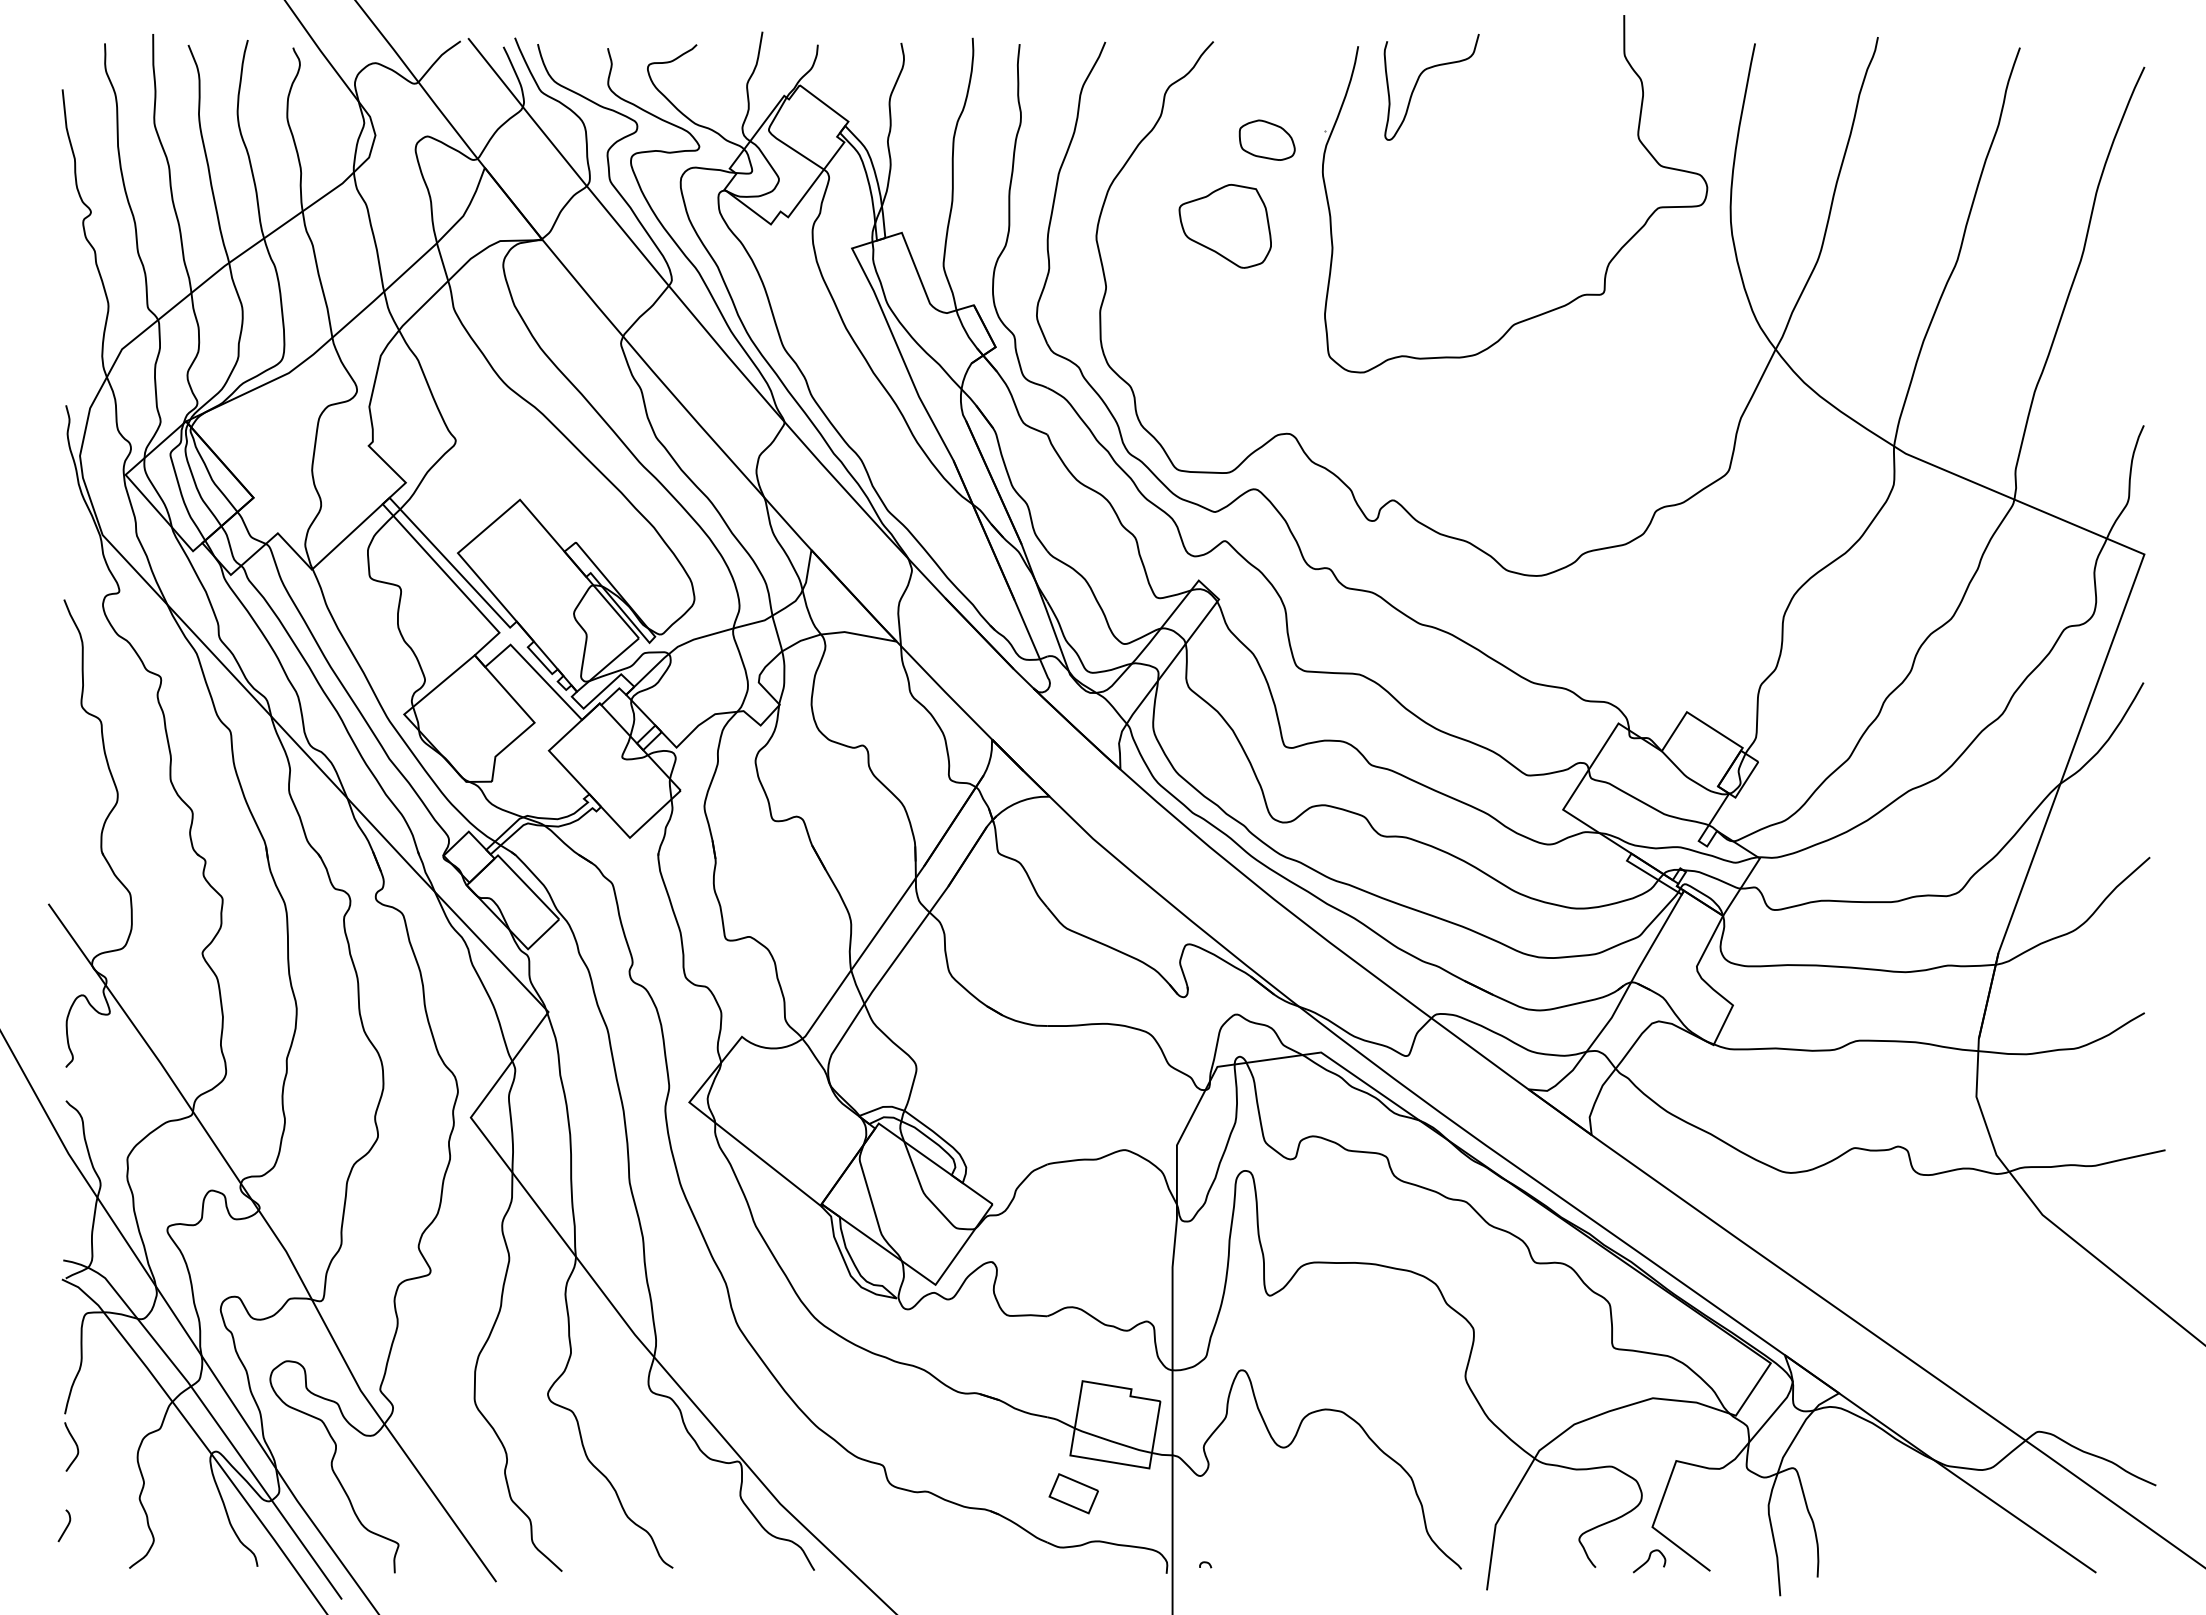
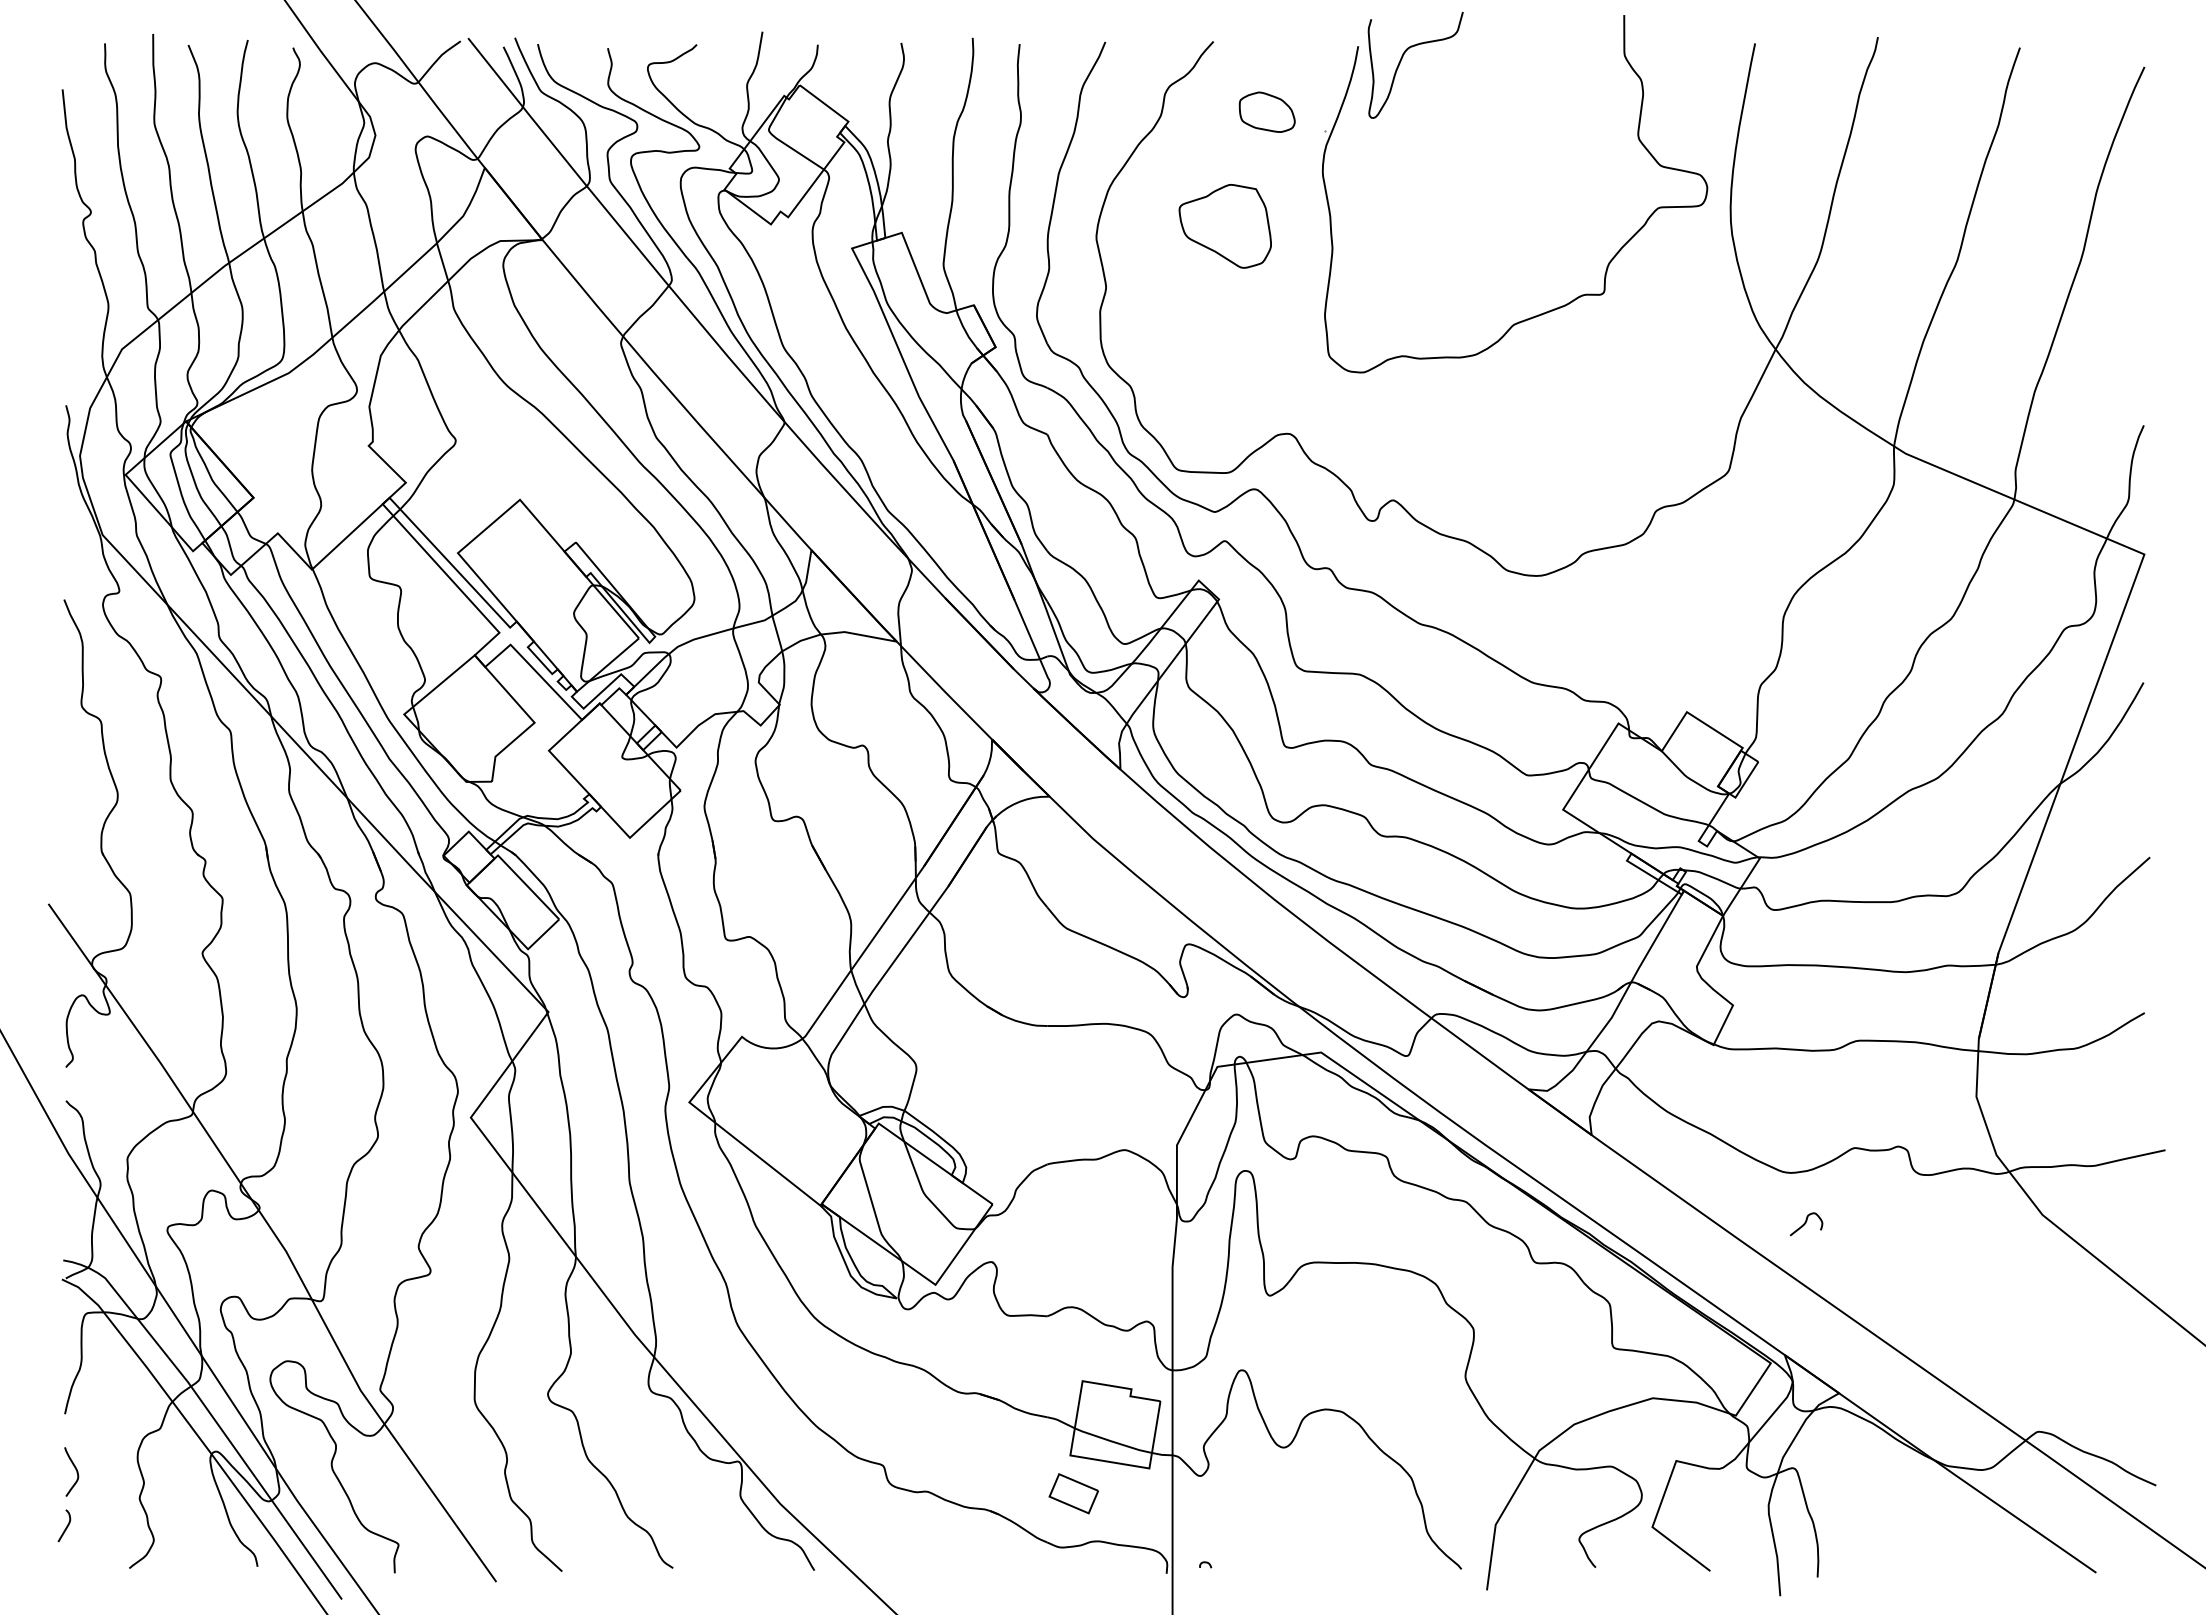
curve position: (1418, 81) -> (1402, 59) (1402, 59)
part position: (1266, 139) -> (1266, 111) (1266, 111)
curve position: (75, 1444) -> (75, 1469) (75, 1469)
curve position: (1649, 1560) -> (1806, 1223) (1806, 1223)
